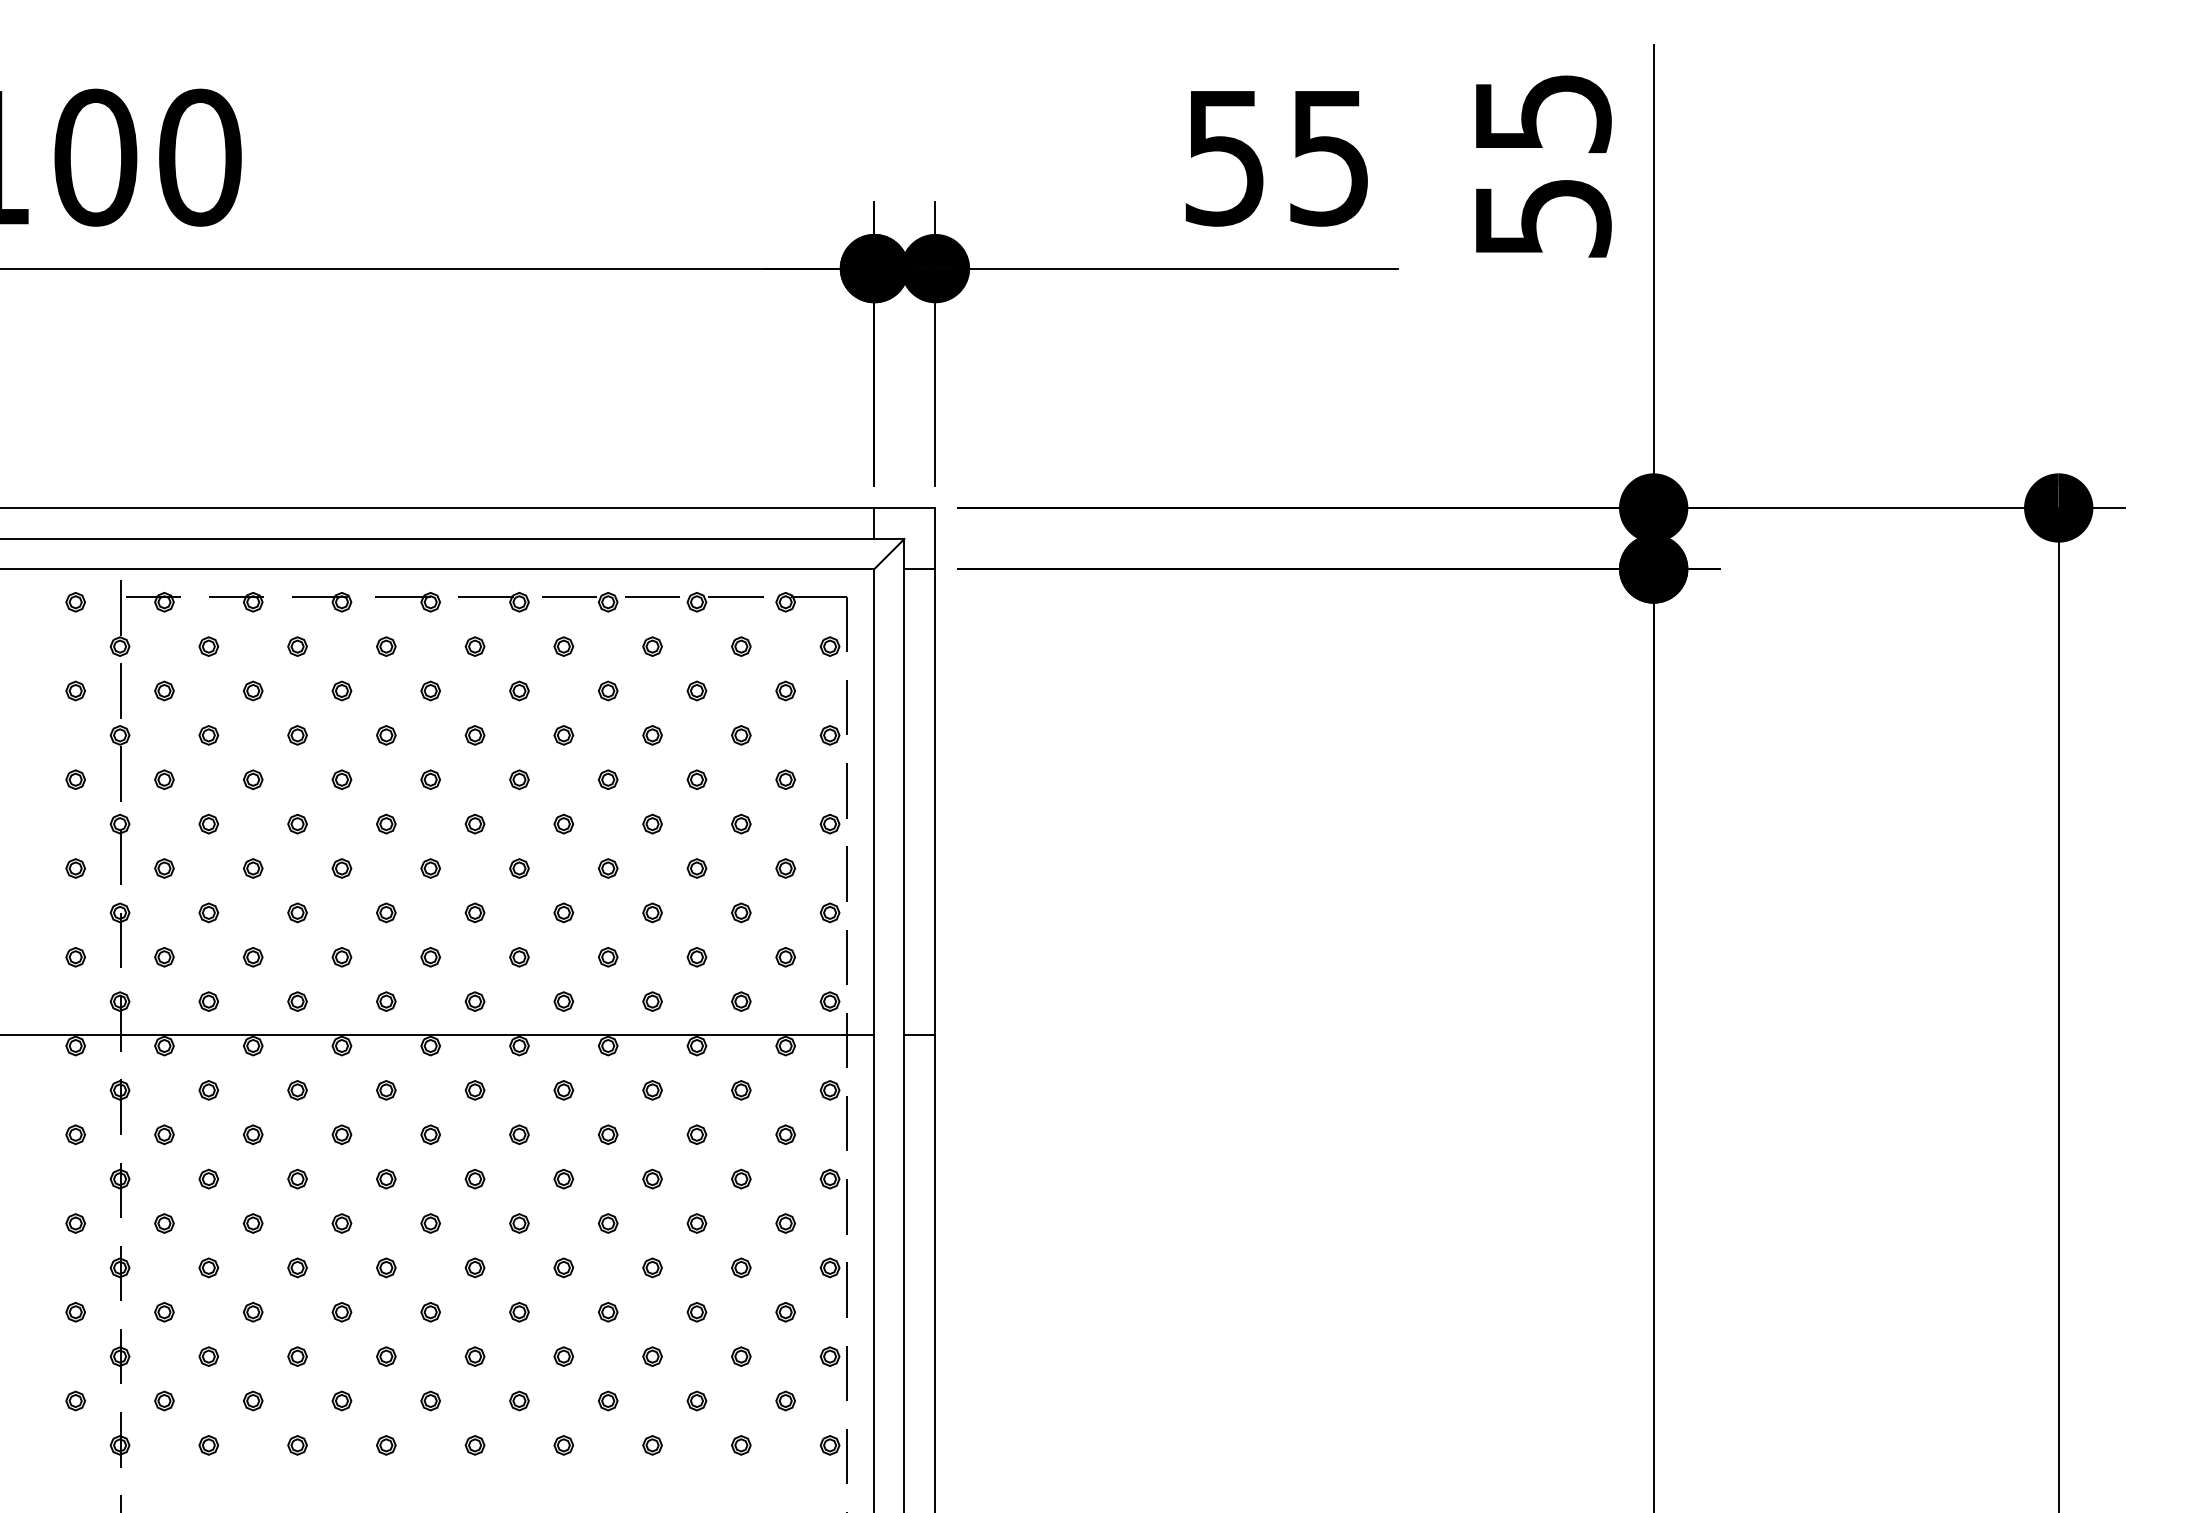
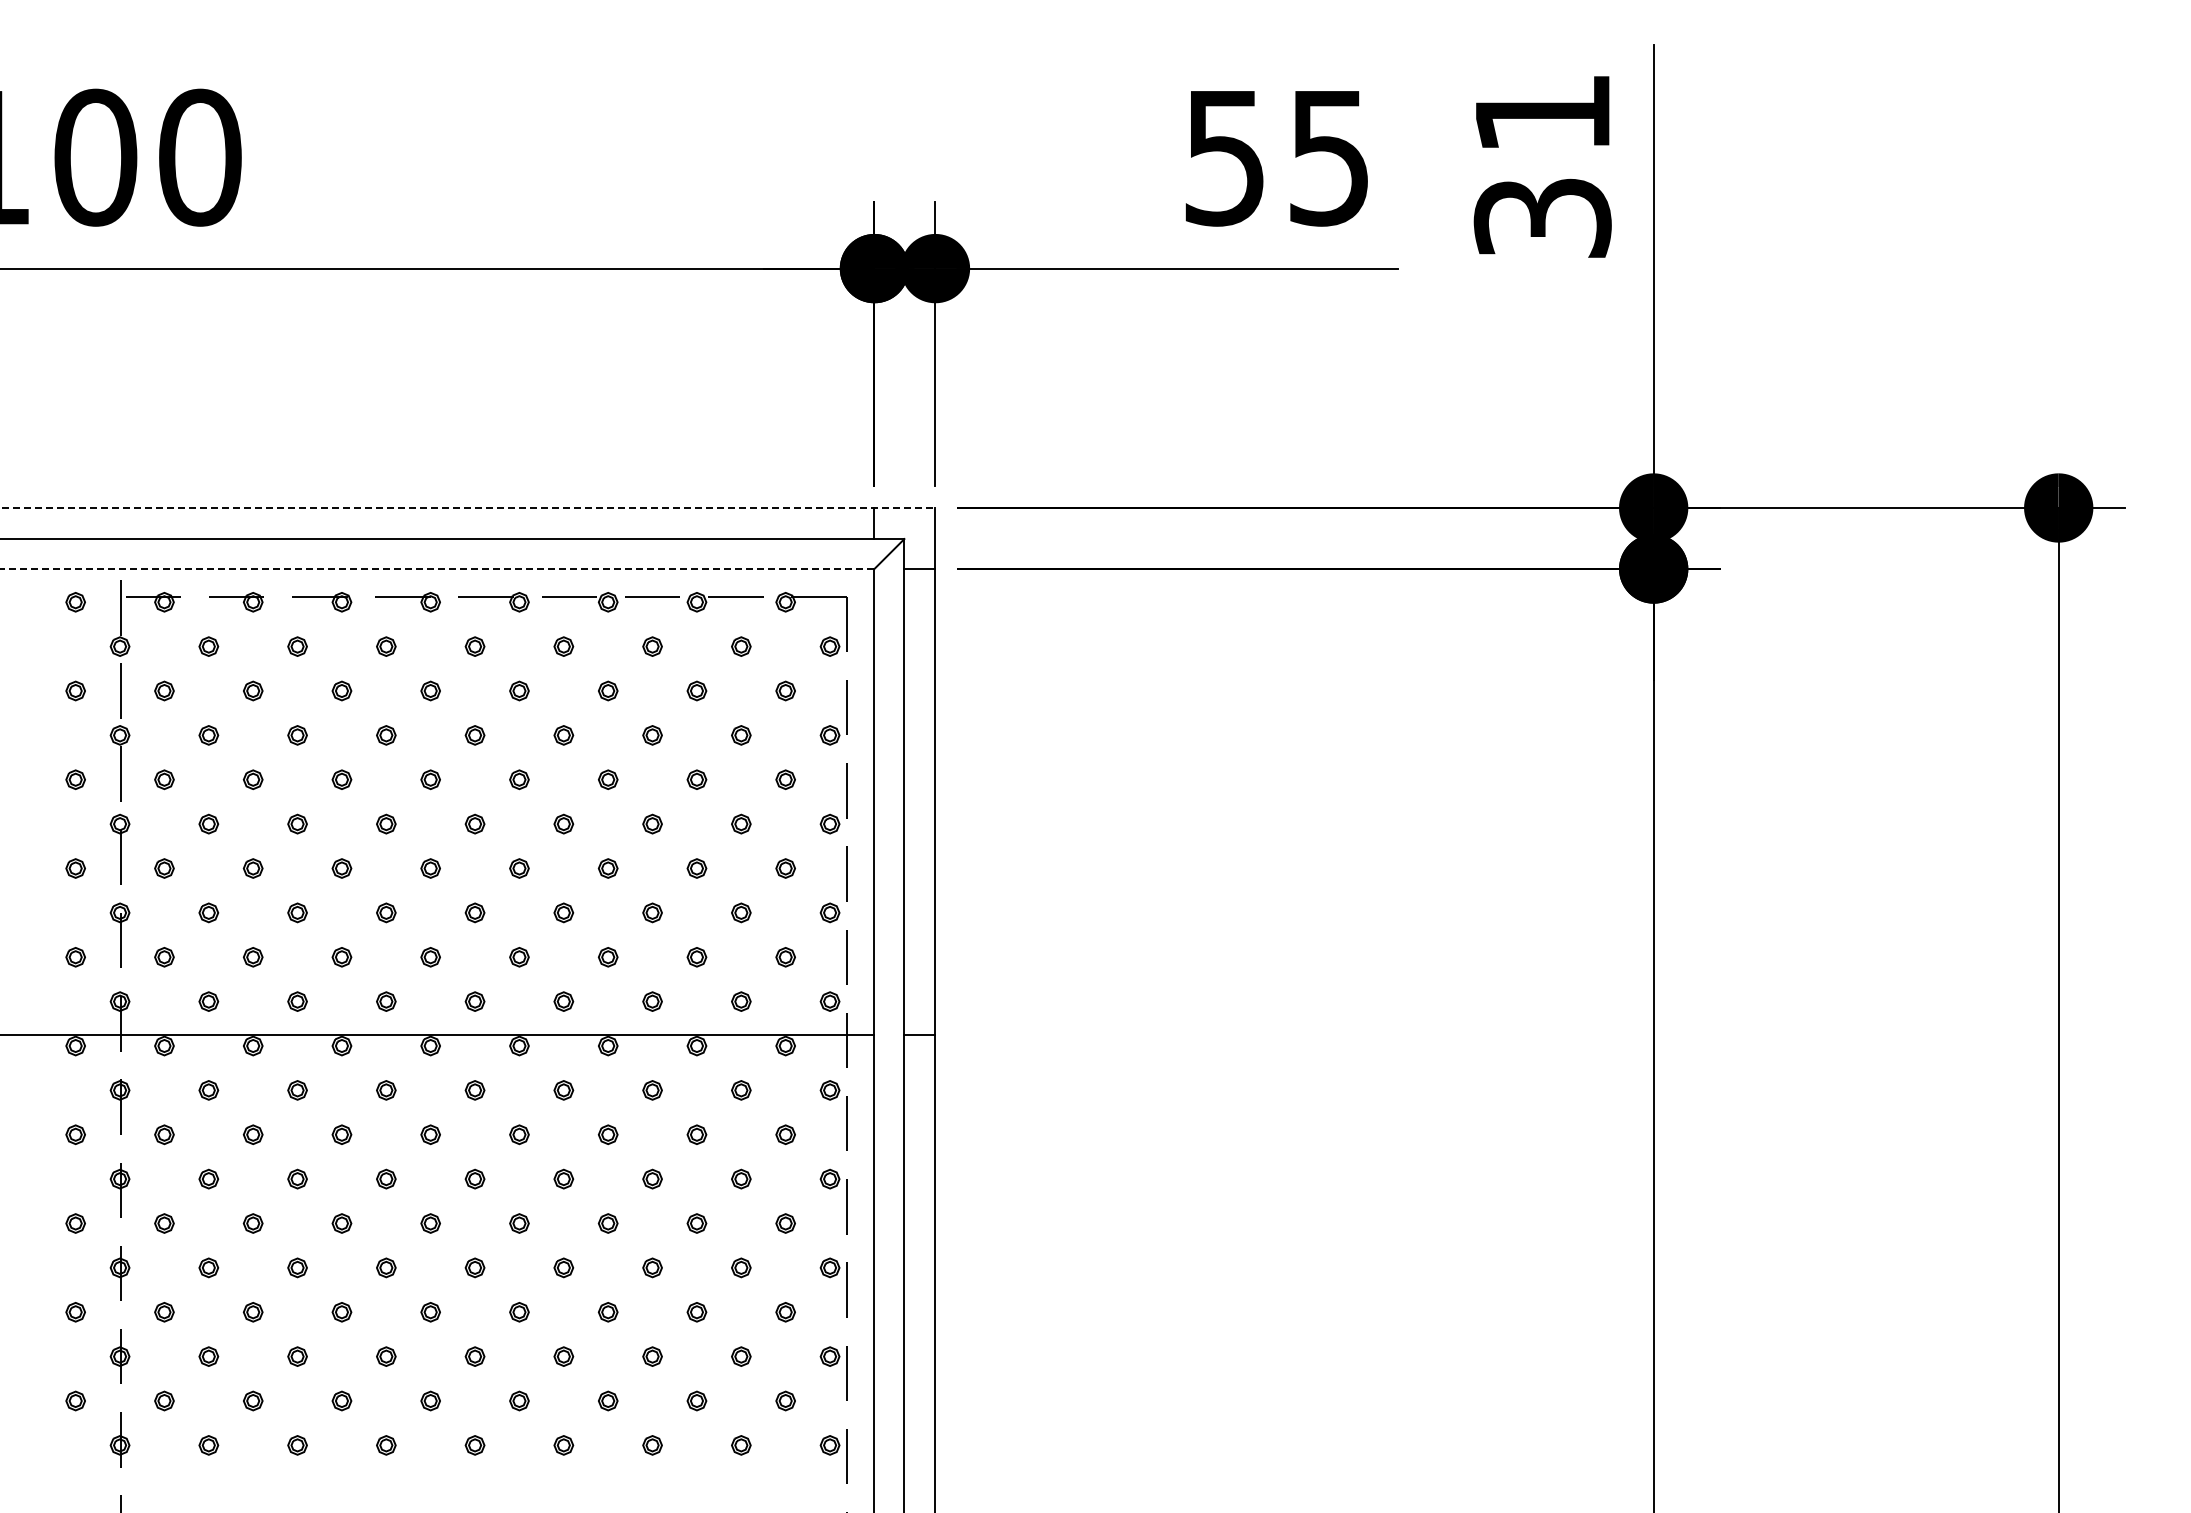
text: 55 -> 31 (1542, 166)
line: solid -> dashed (468, 507)
line: solid -> dashed (437, 568)
